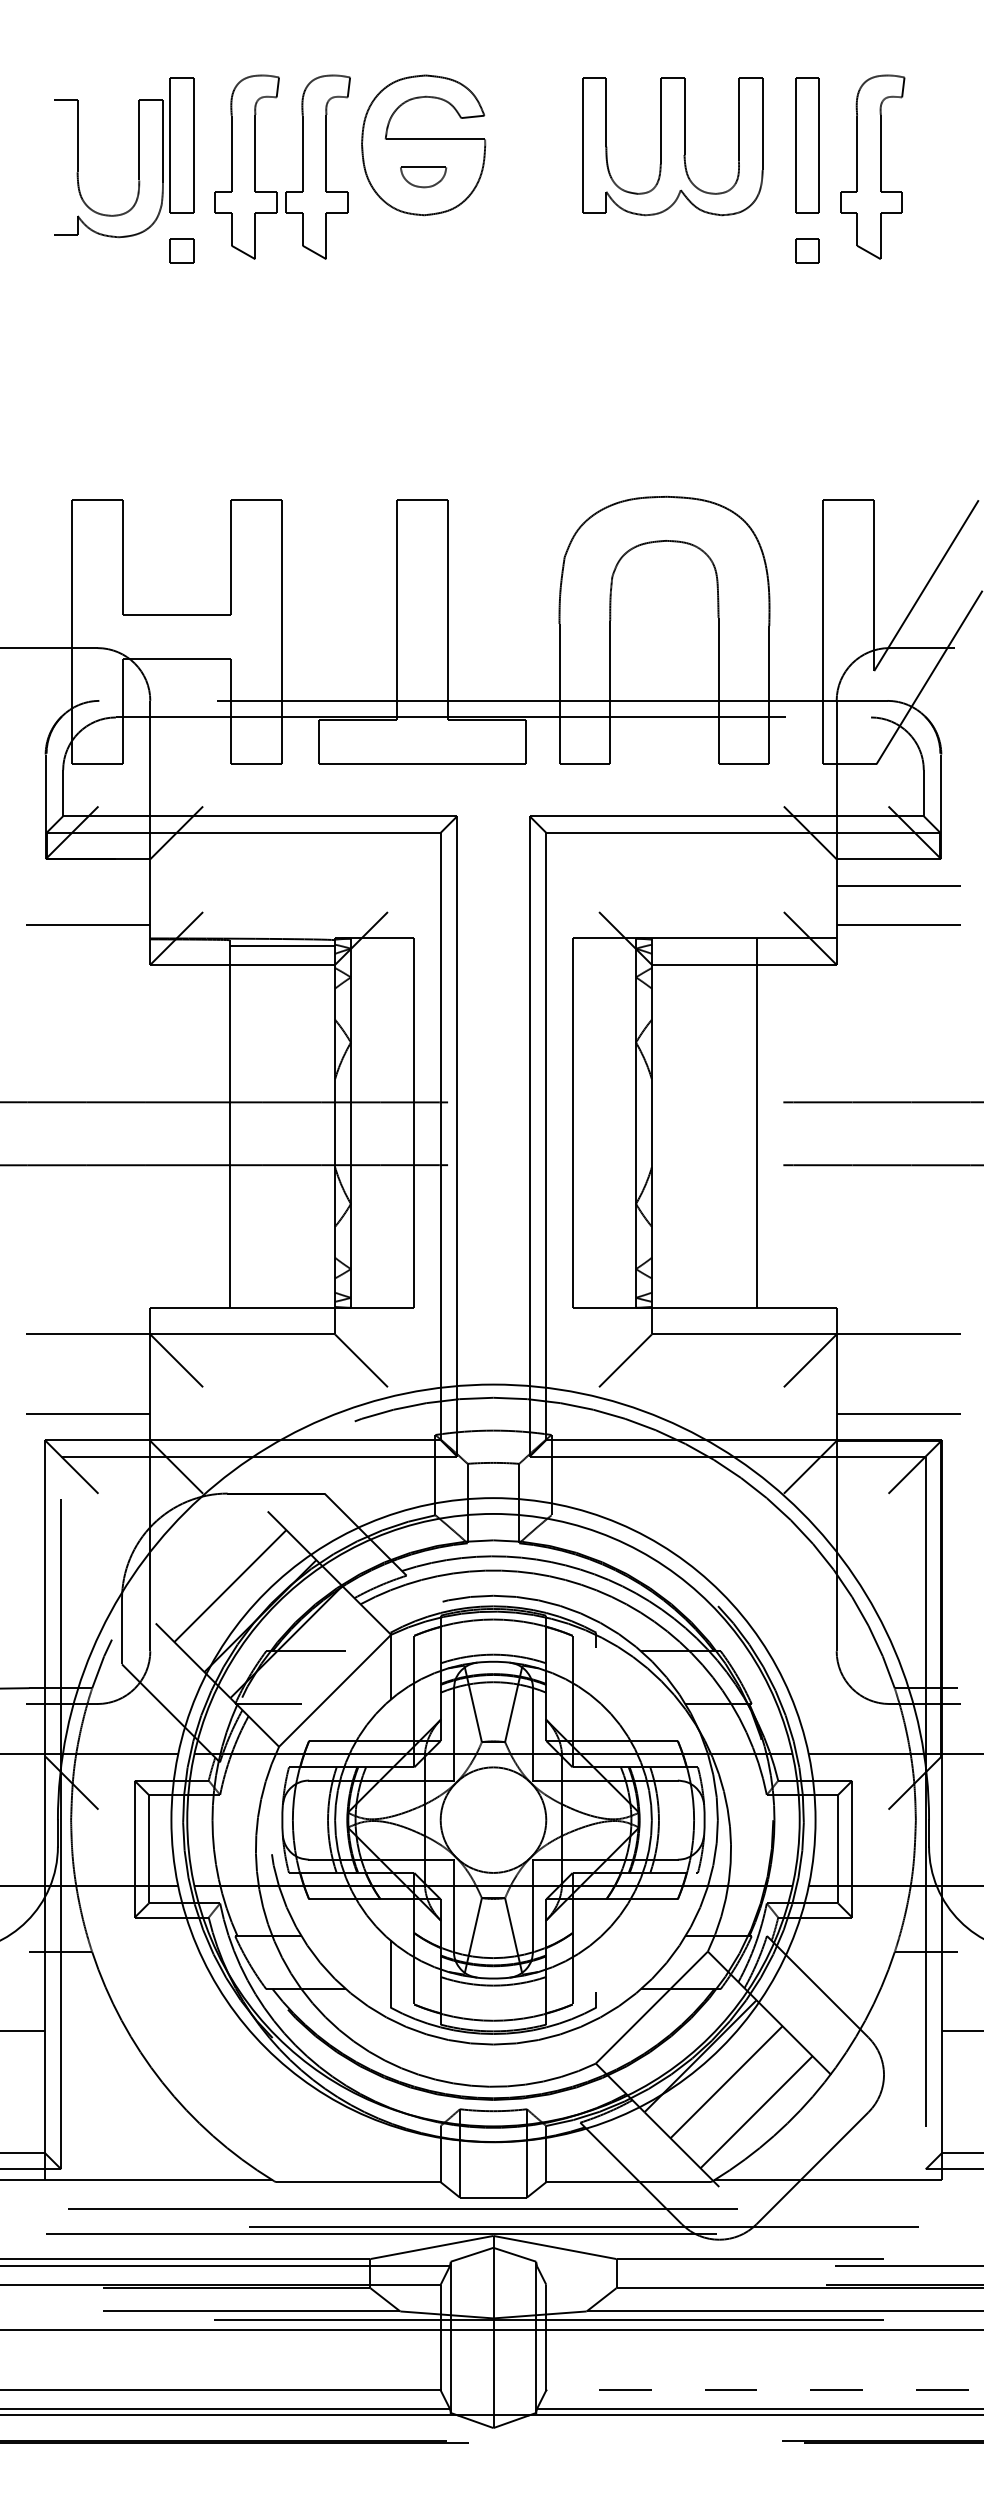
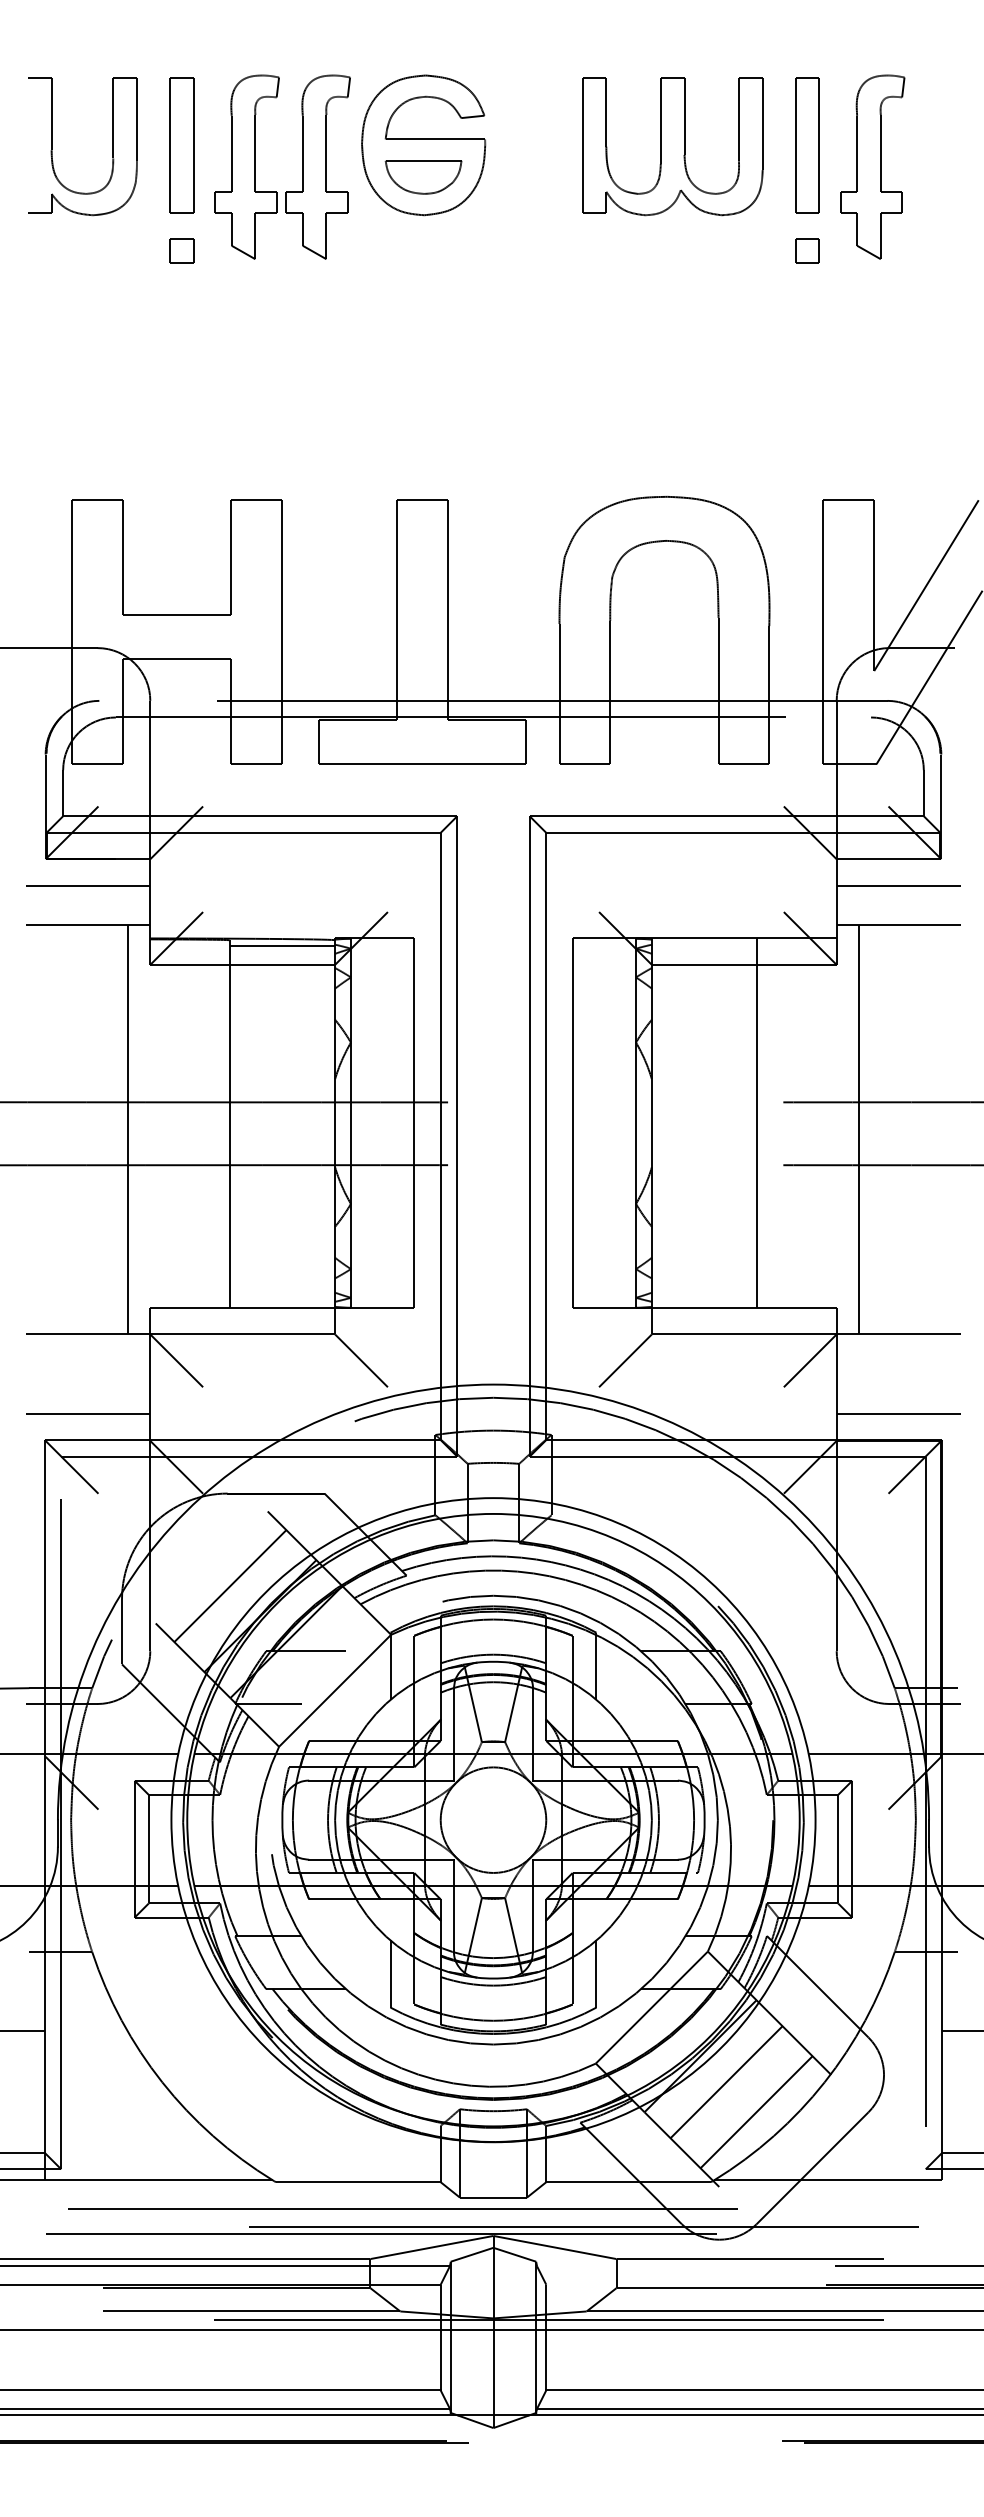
part position: (78, 168) -> (52, 146) (52, 146)
part size: 48x23 px -> 79x35 px (423, 177)
line: none -> present (88, 885)
line: none -> present (127, 1129)
line: none -> present (859, 1129)
line: none -> present (596, 1673)
line: none -> present (596, 1966)
line: dashed -> solid (765, 2390)
